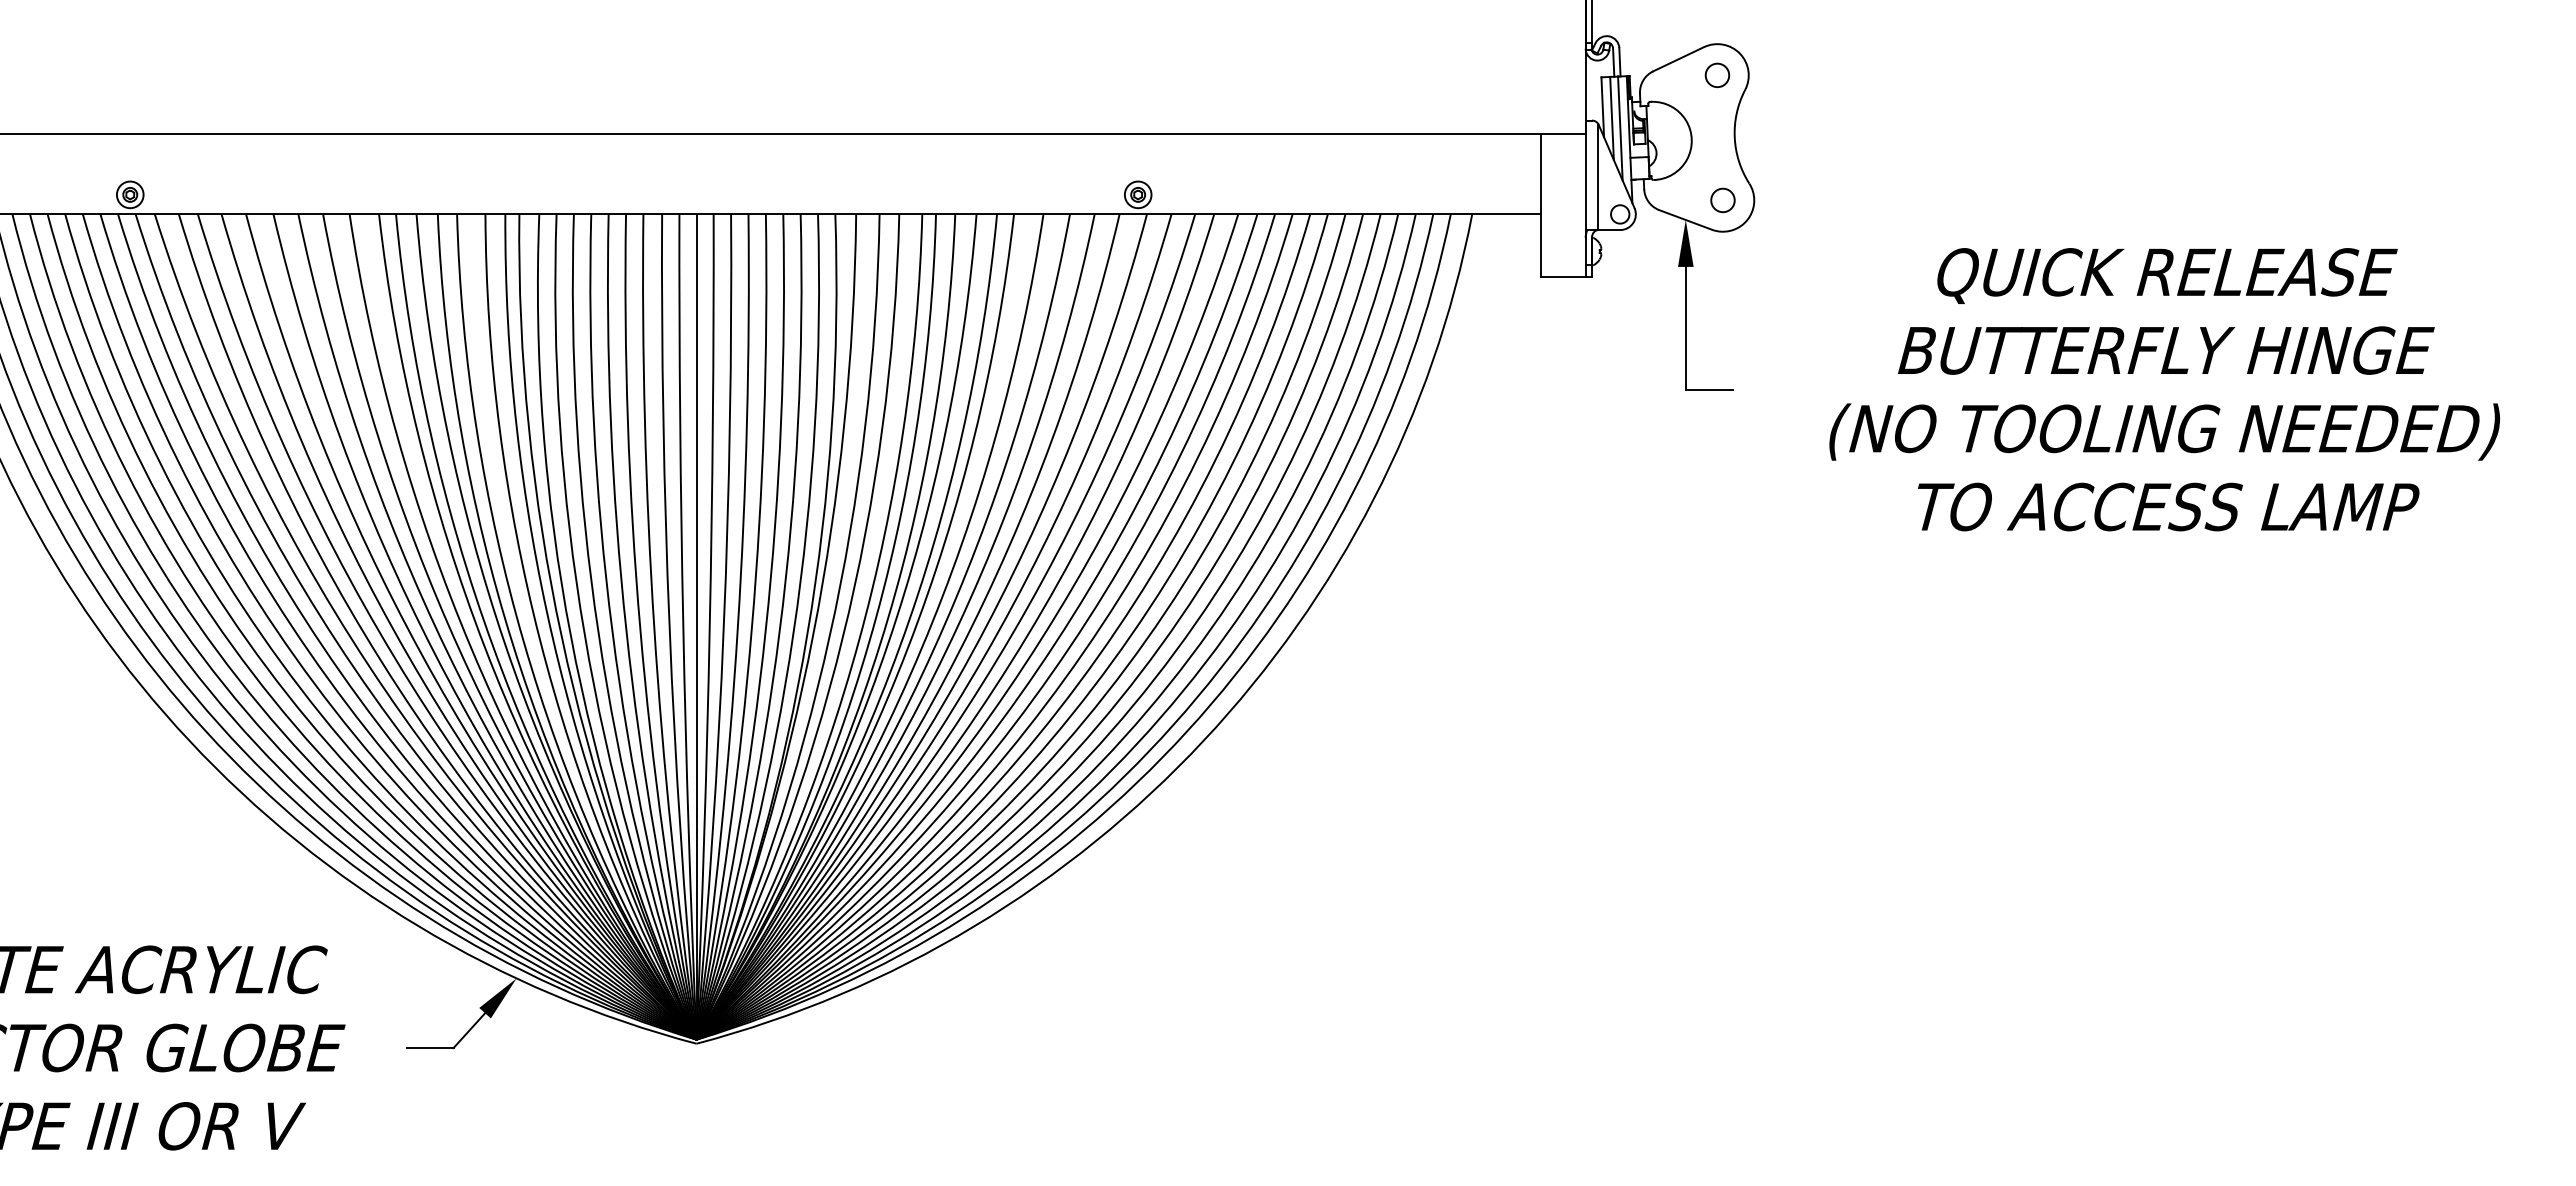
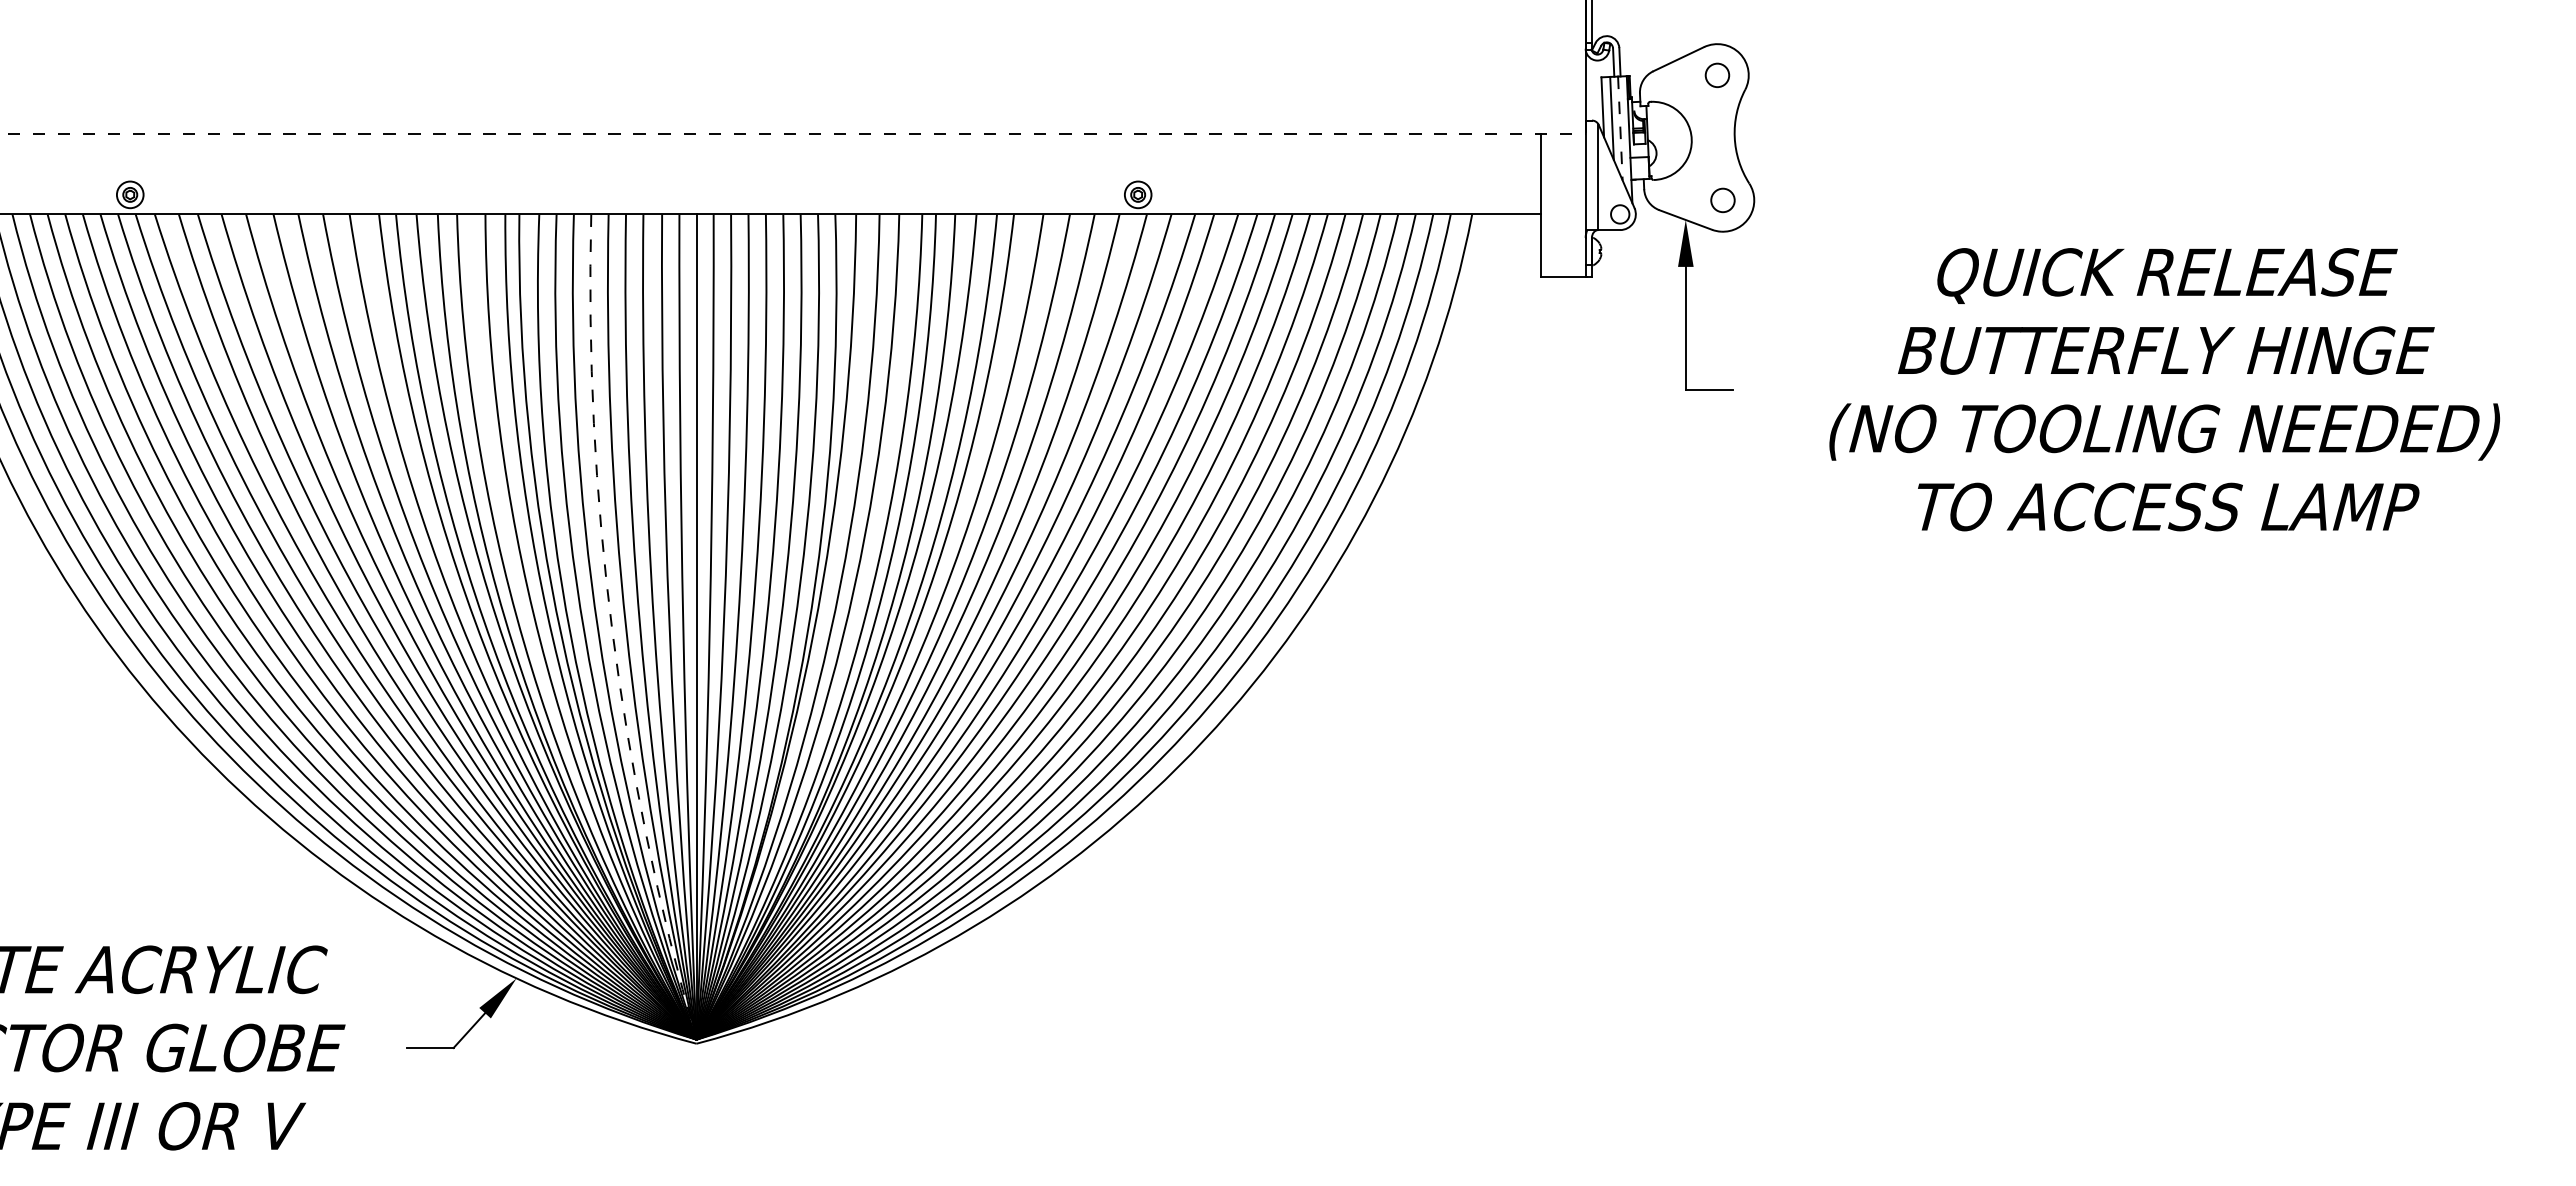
line: solid -> dashed (1620, 129)
line: solid -> dashed (793, 134)
arc: solid -> dashed (612, 631)
